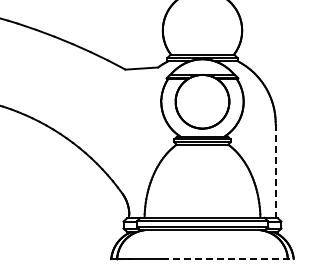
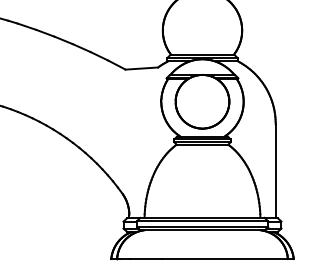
line: dashed -> solid (275, 171)
line: dashed -> solid (228, 259)
